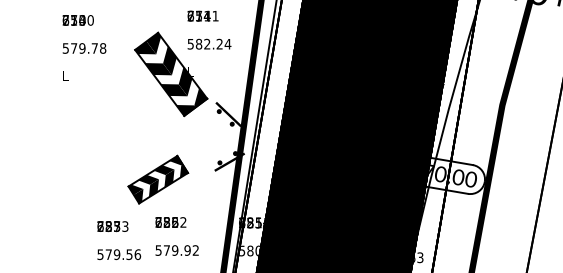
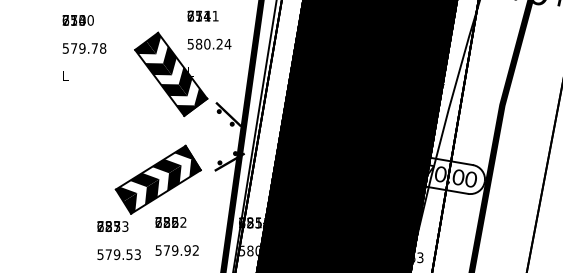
text: 582.24 -> 580.24 (207, 43)
part size: 63x51 px -> 88x71 px (157, 179)
text: 579.56 -> 579.53 (137, 254)
